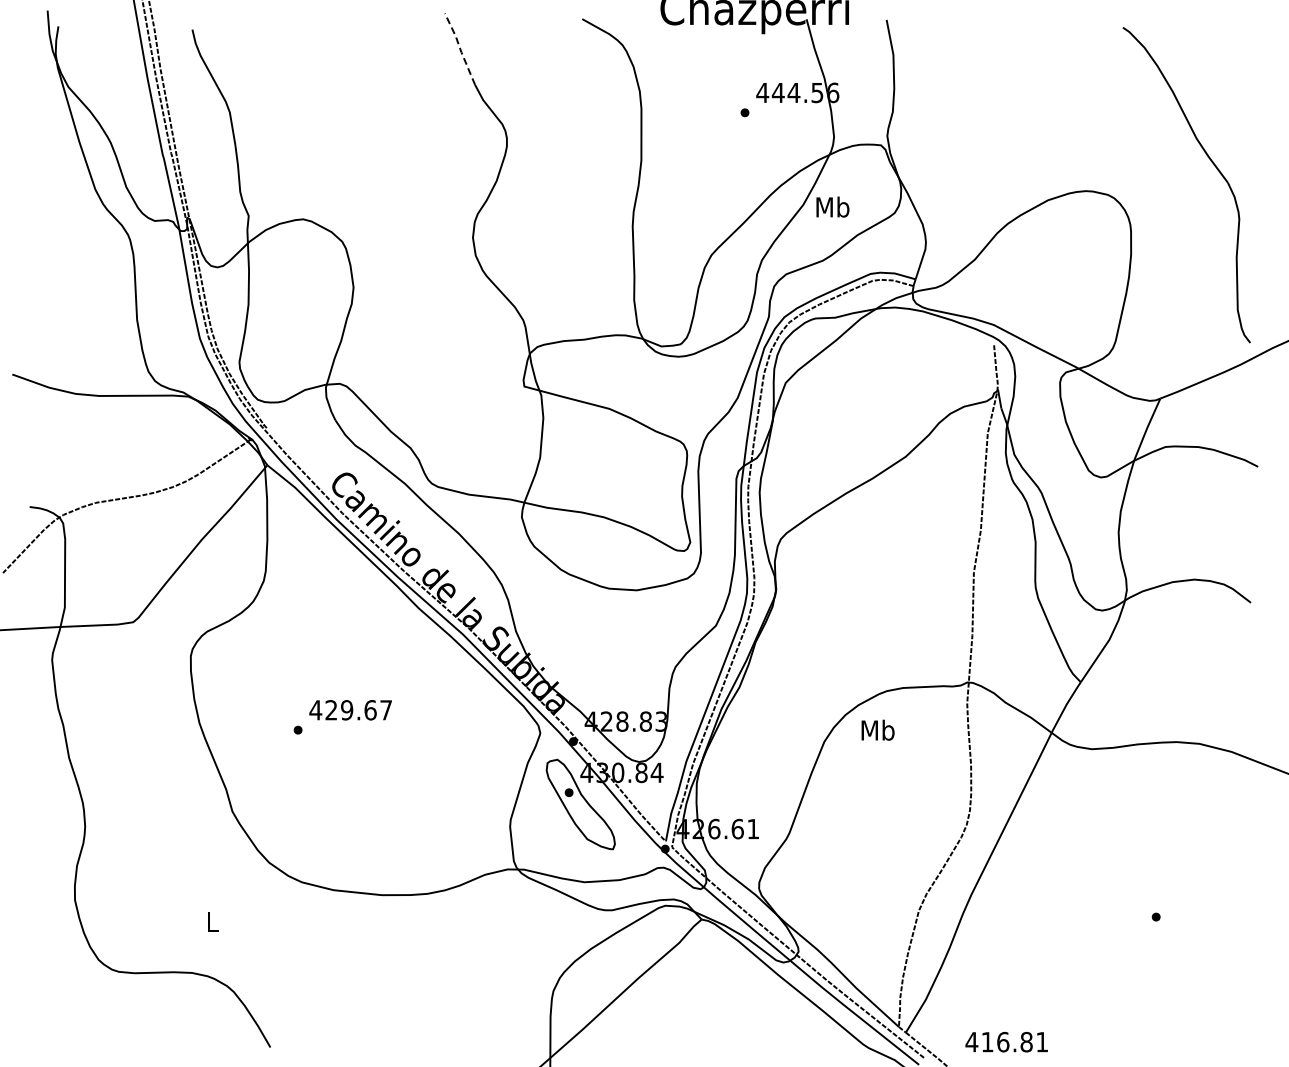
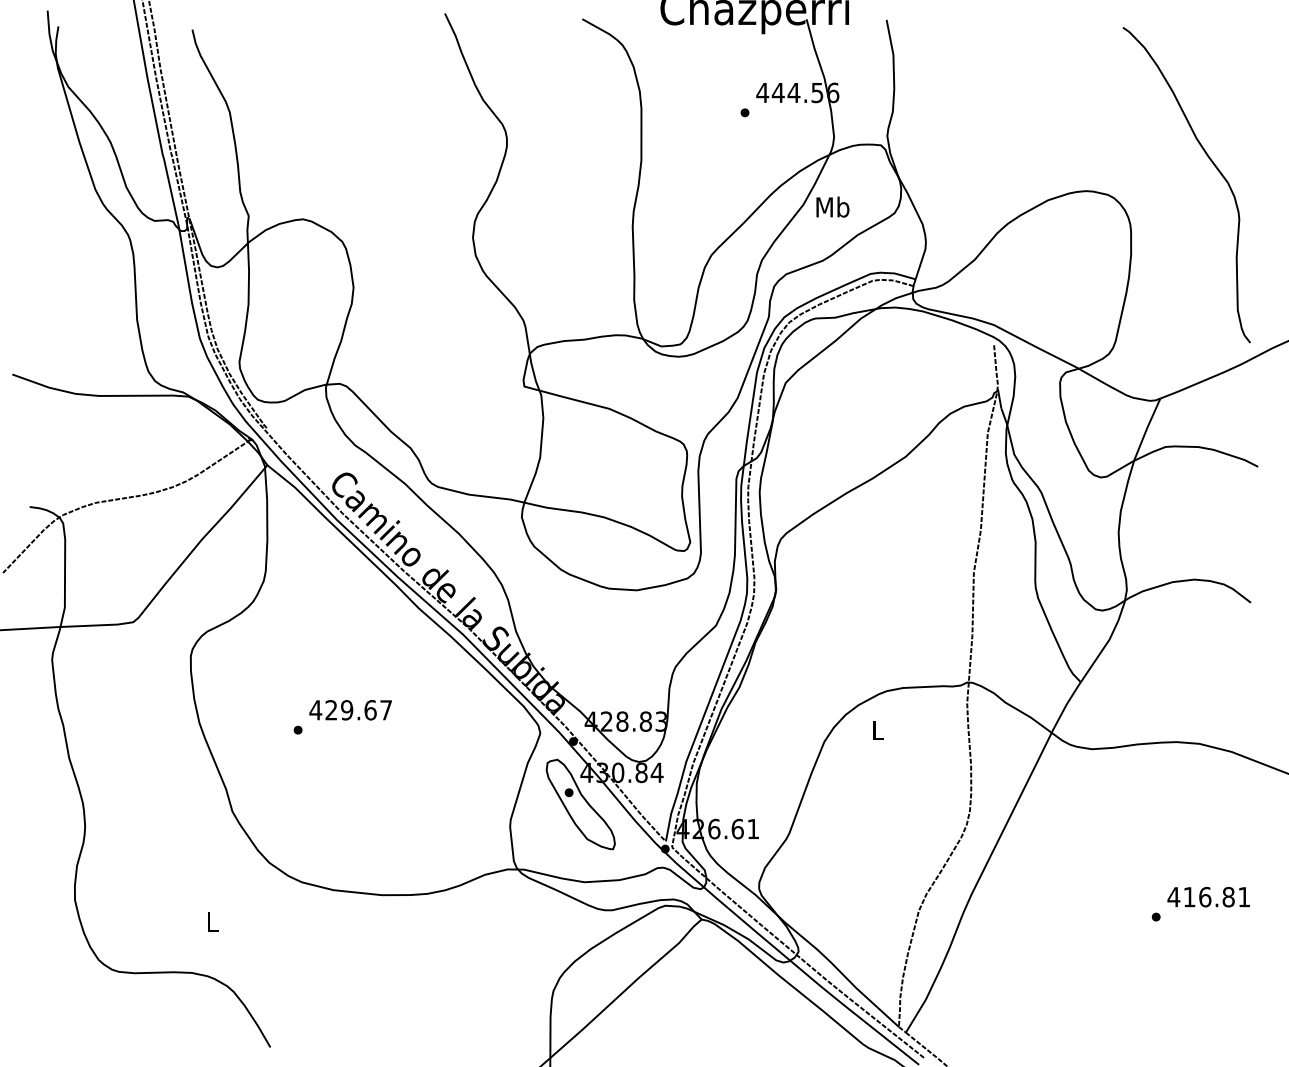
line: dashed -> solid (460, 48)
text: Mb -> L (877, 729)
text position: (1006, 1041) -> (1208, 896) (1208, 896)
